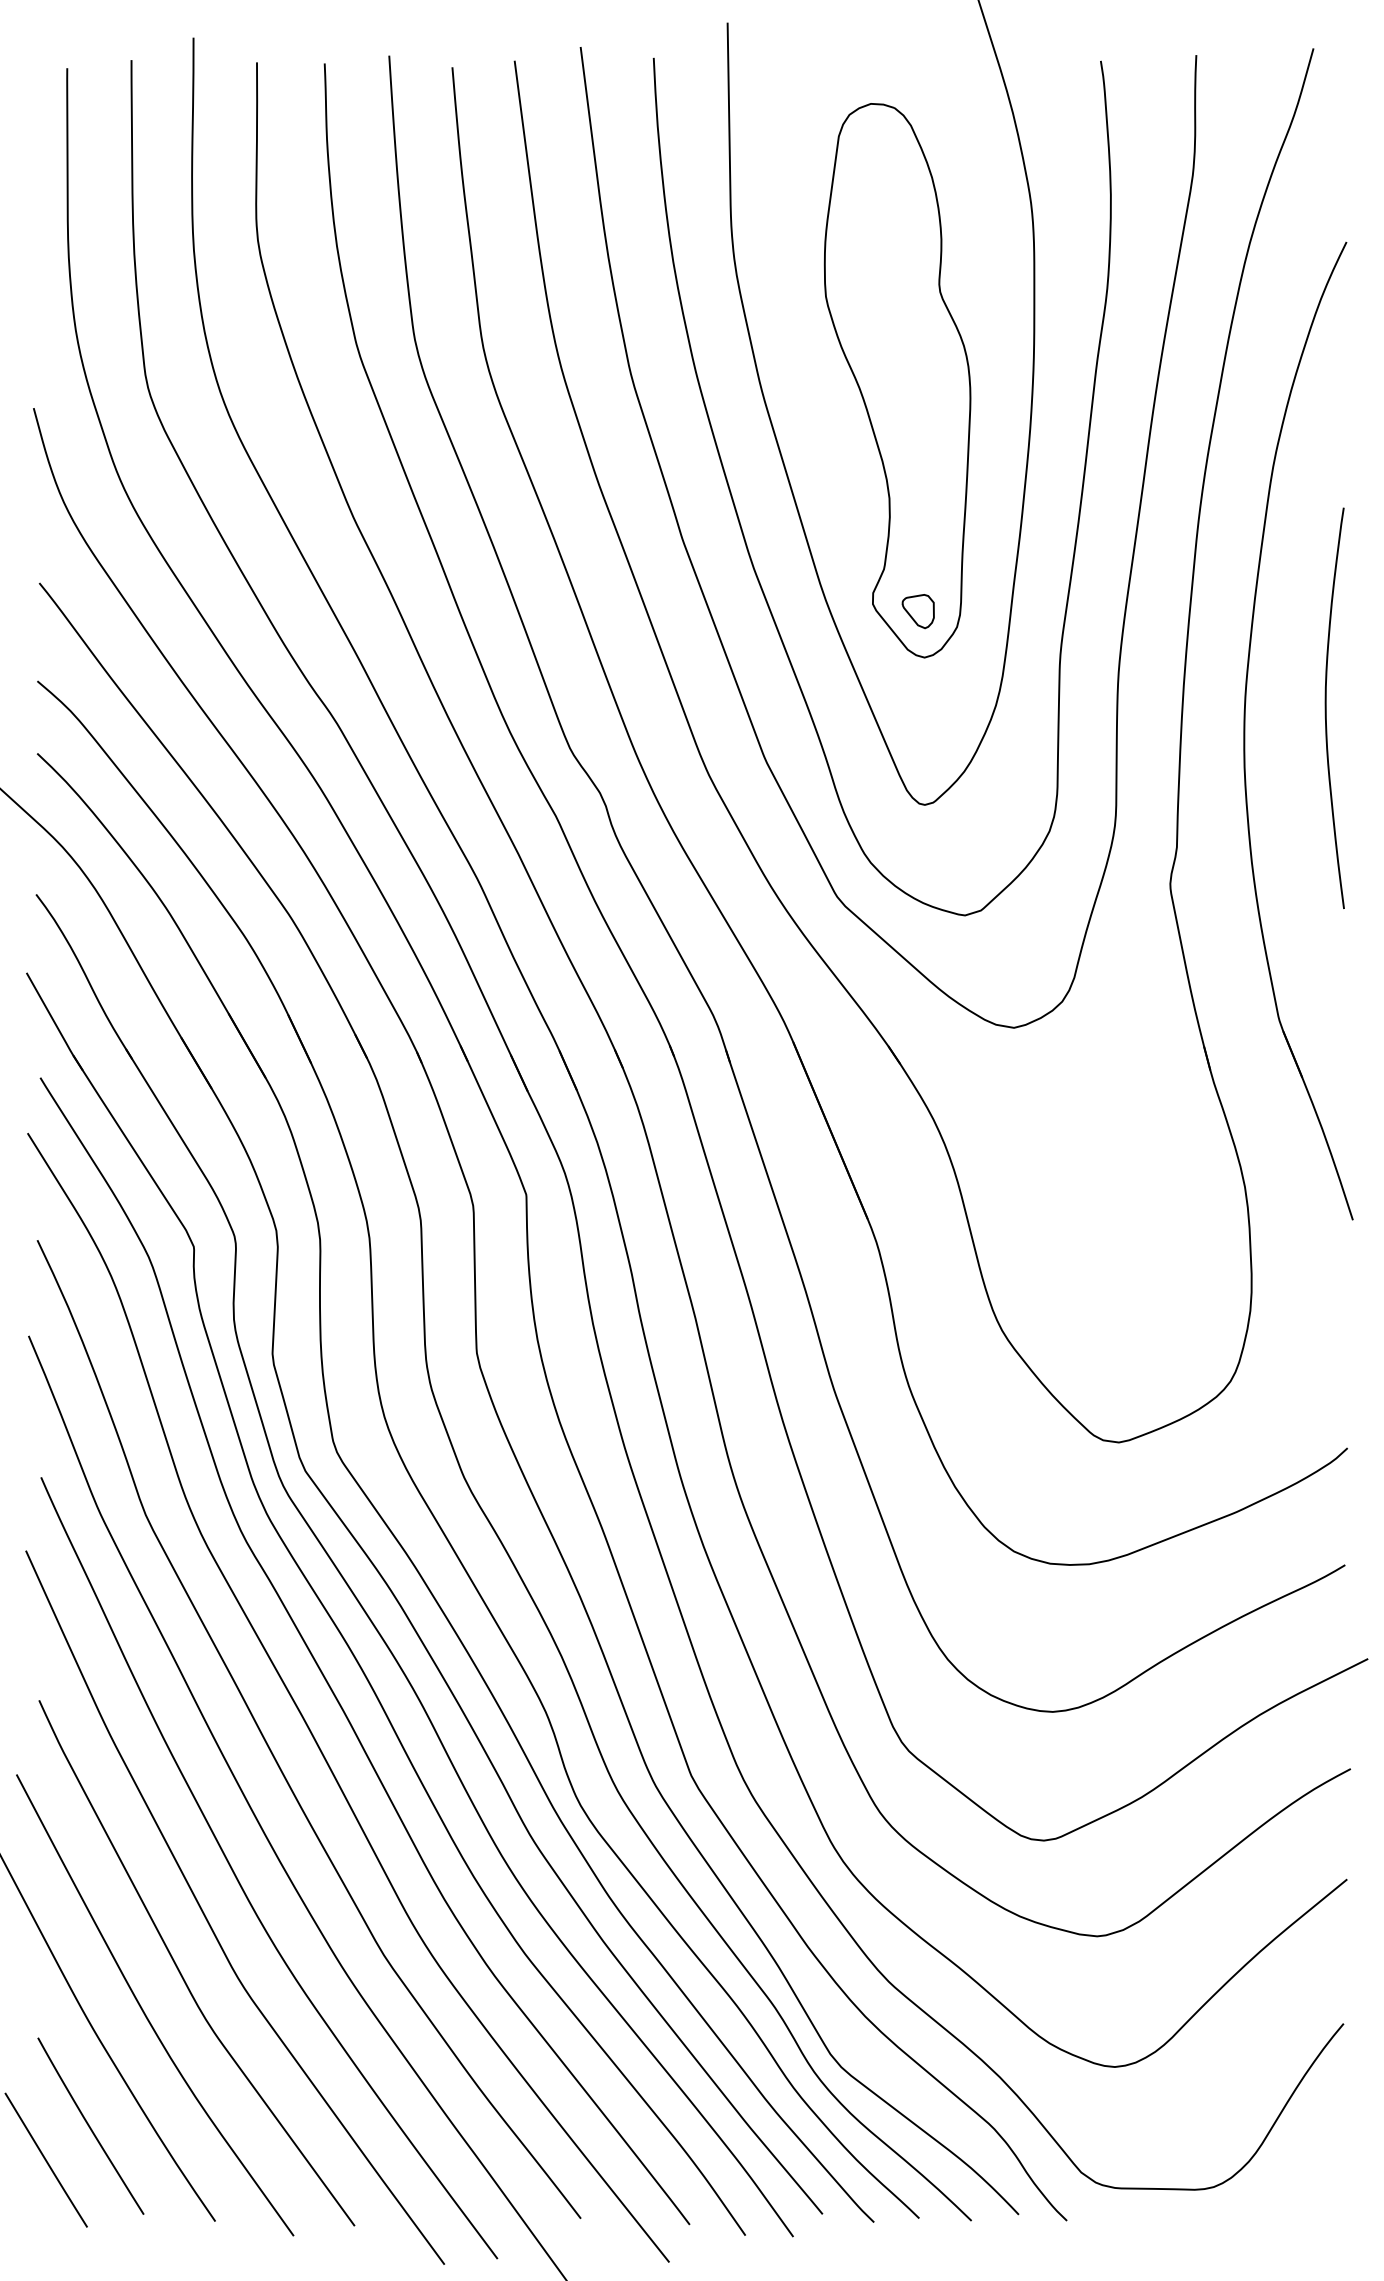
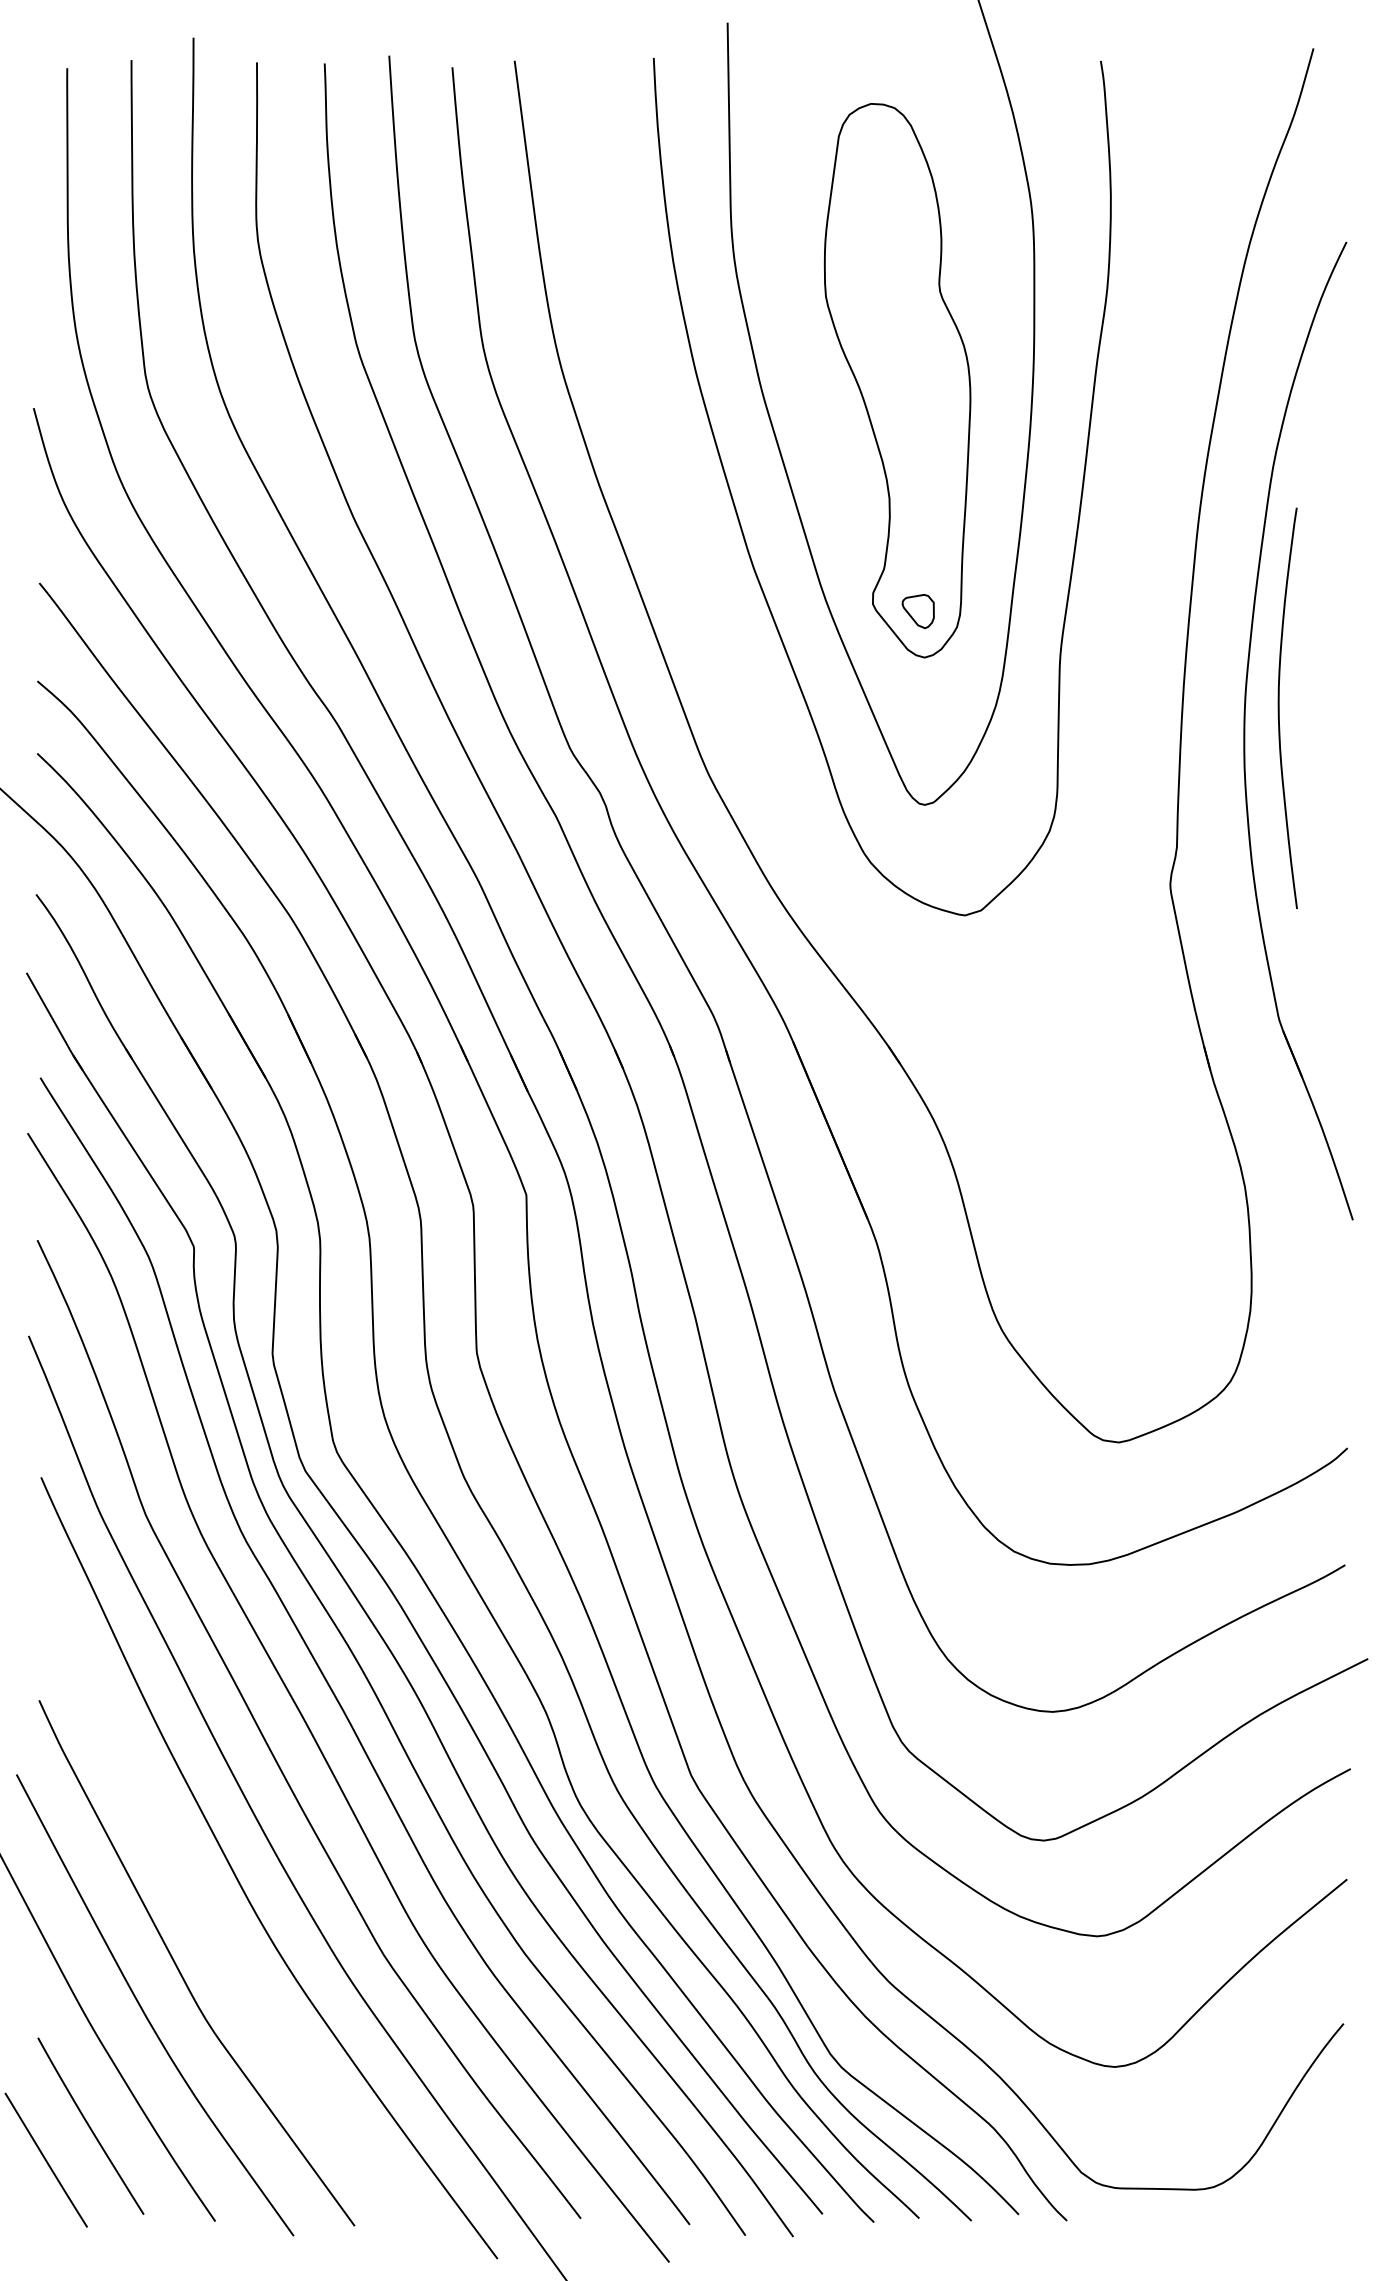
curve: present -> none (709, 607)
curve position: (1326, 707) -> (1279, 707) (1279, 707)
curve: present -> none (208, 1920)
